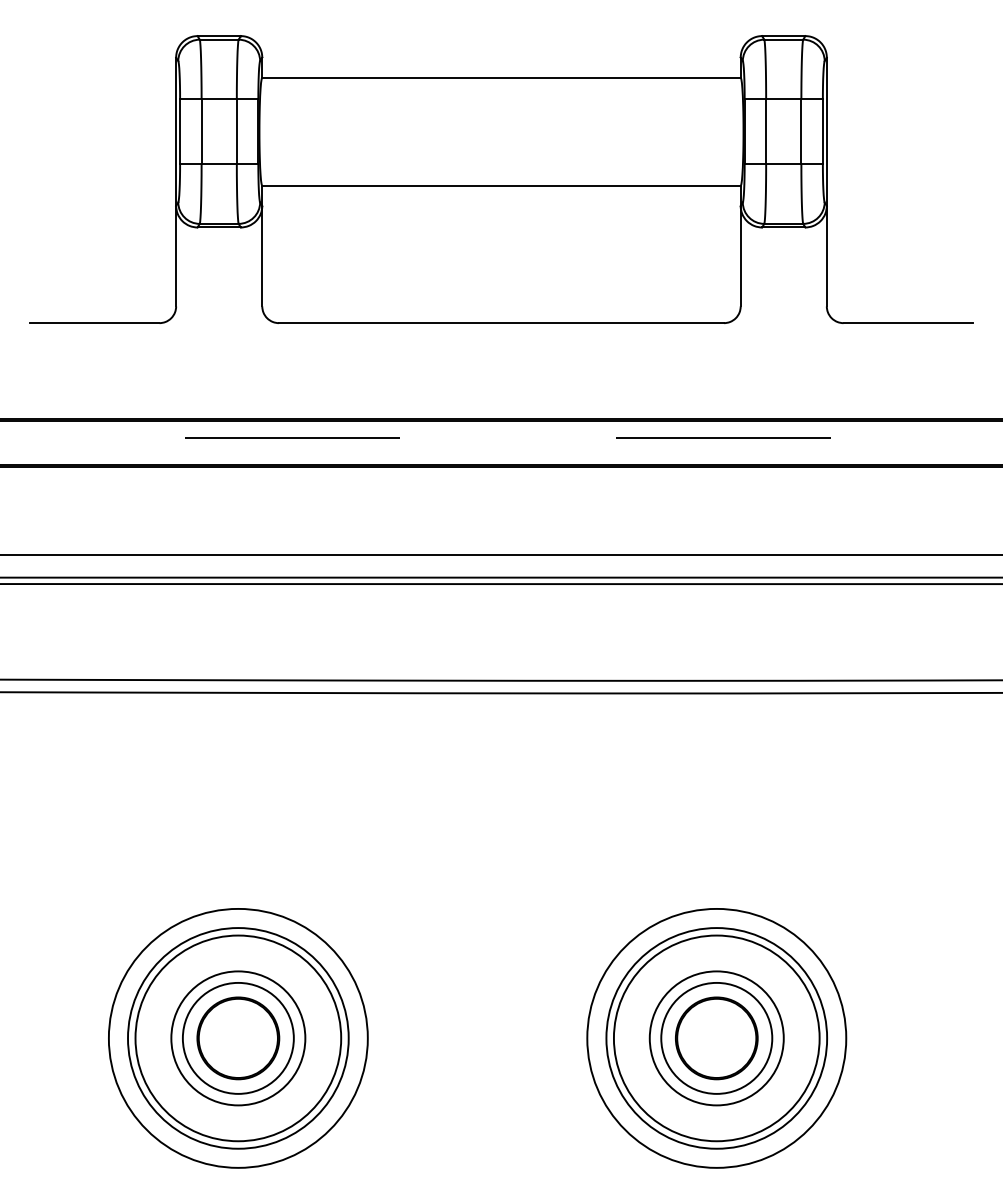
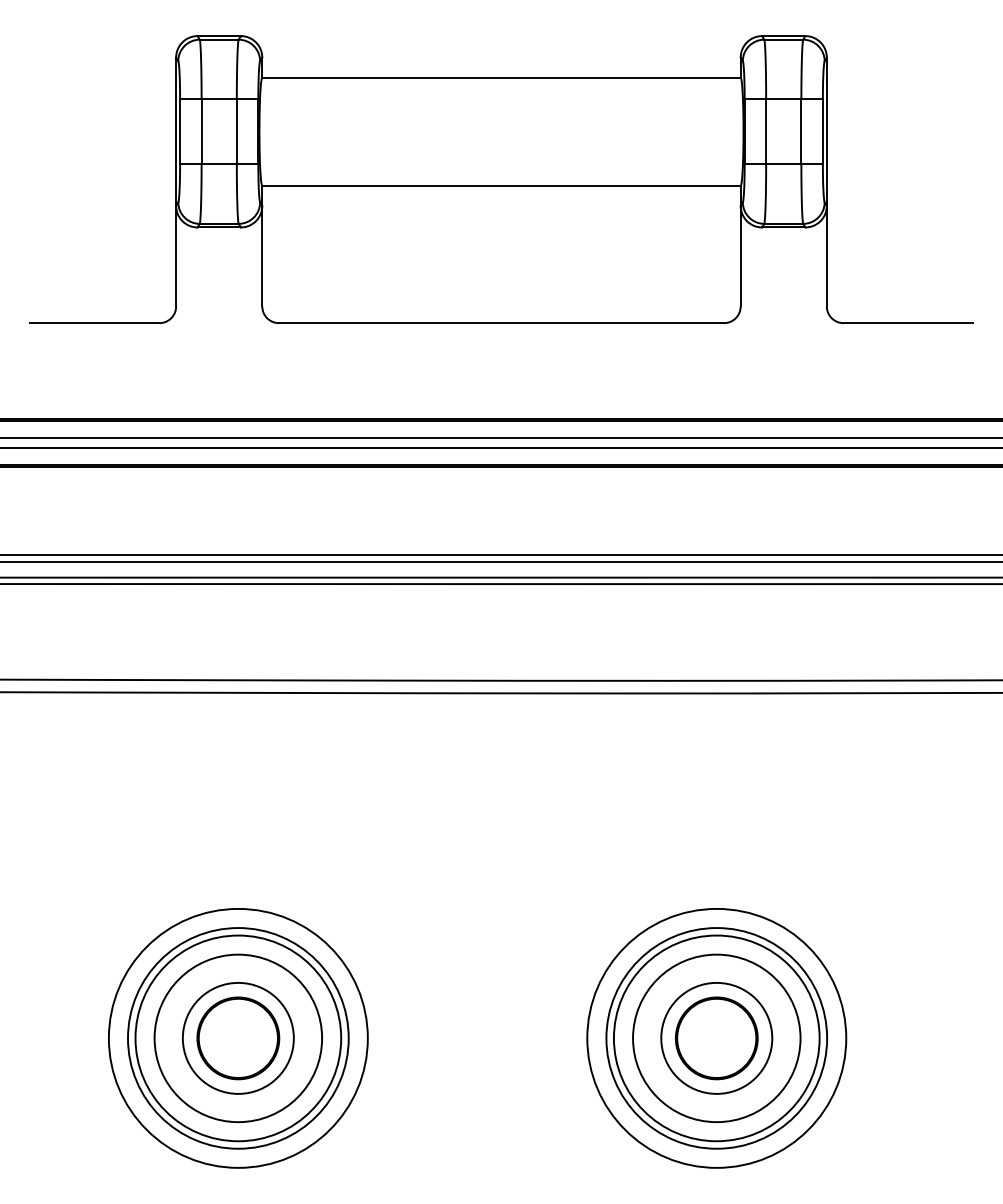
line: dashed -> solid (501, 437)
line: none -> present (500, 448)
line: none -> present (500, 562)
circle diameter: 134 px -> 167 px (238, 1038)
circle diameter: 134 px -> 167 px (716, 1038)
